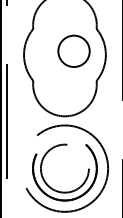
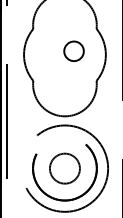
circle diameter: 31 px -> 20 px (73, 51)
circle diameter: 48 px -> 30 px (64, 168)
